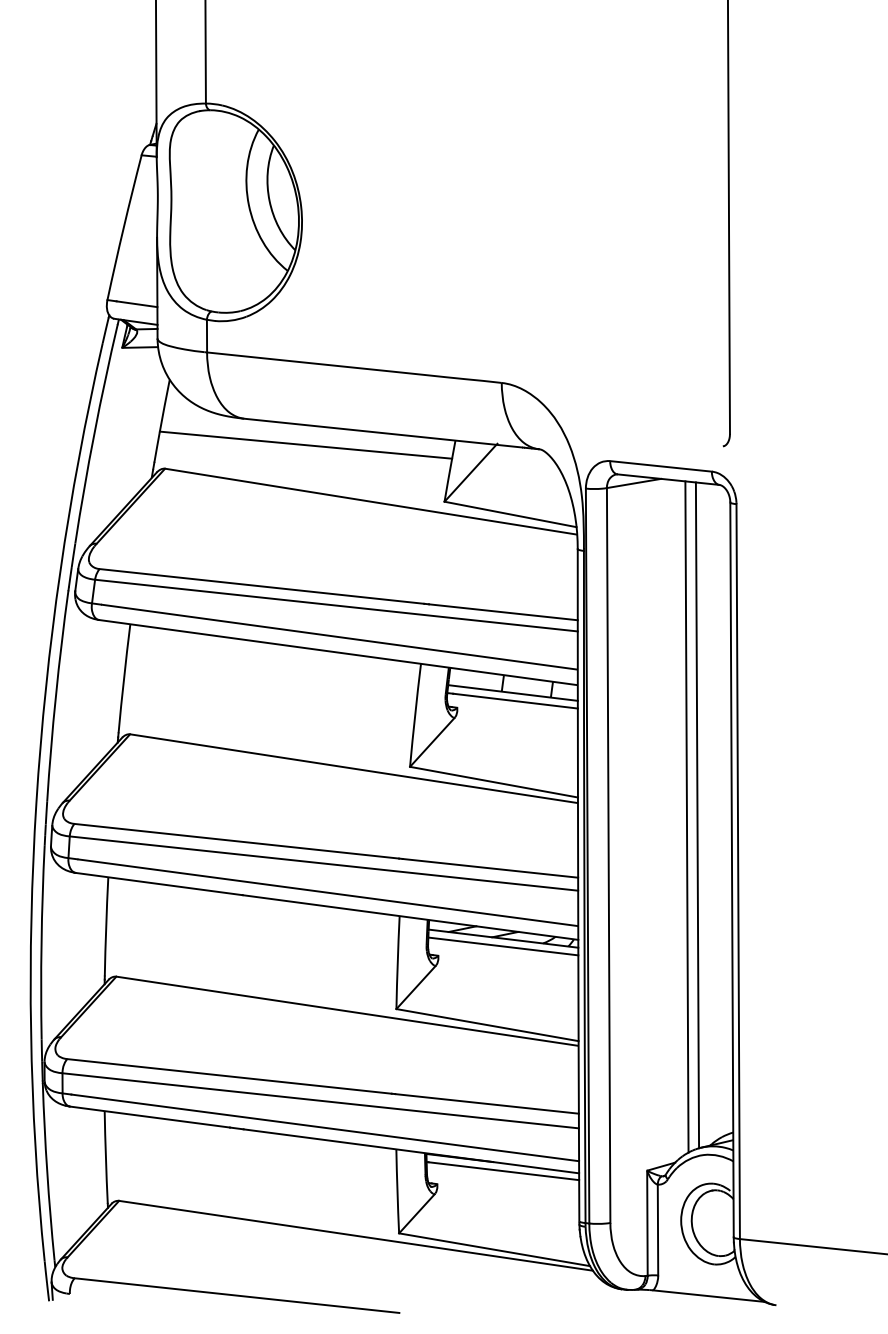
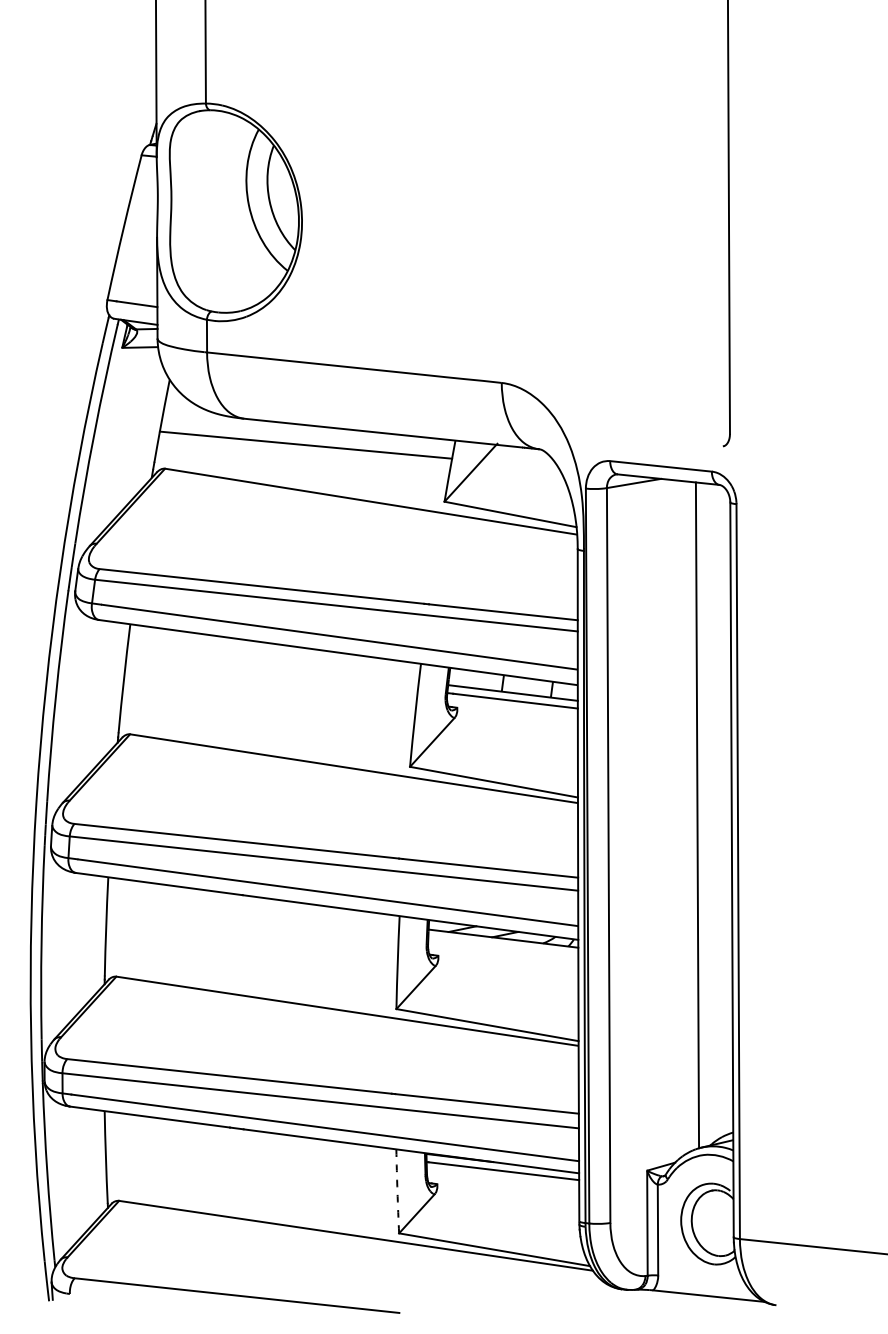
line: present -> none (686, 816)
line: present -> none (503, 946)
arc: solid -> dashed (397, 1191)
